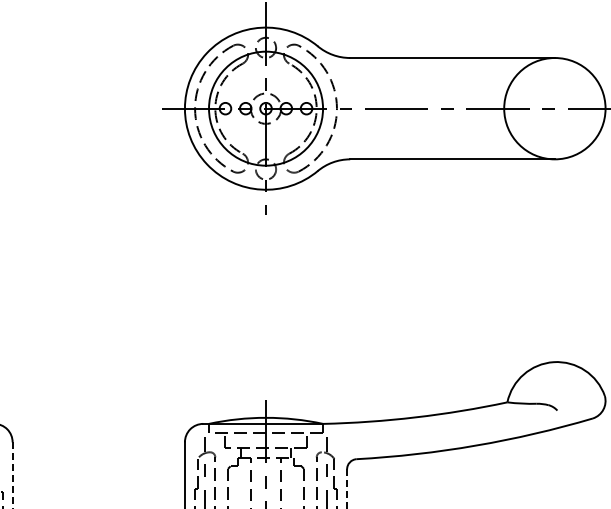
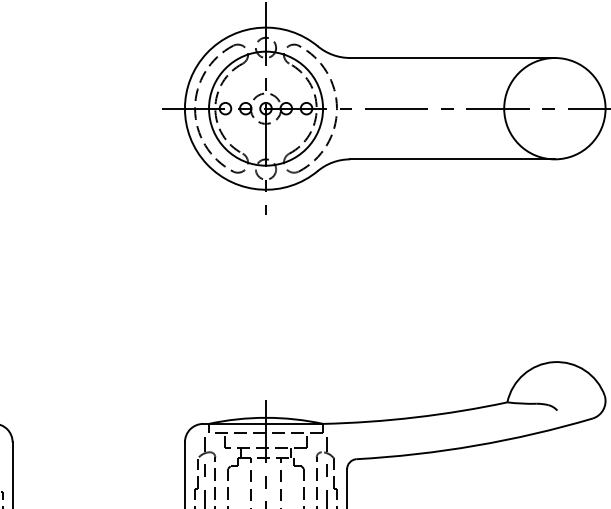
line: dashed -> solid (12, 476)
line: dashed -> solid (347, 489)
